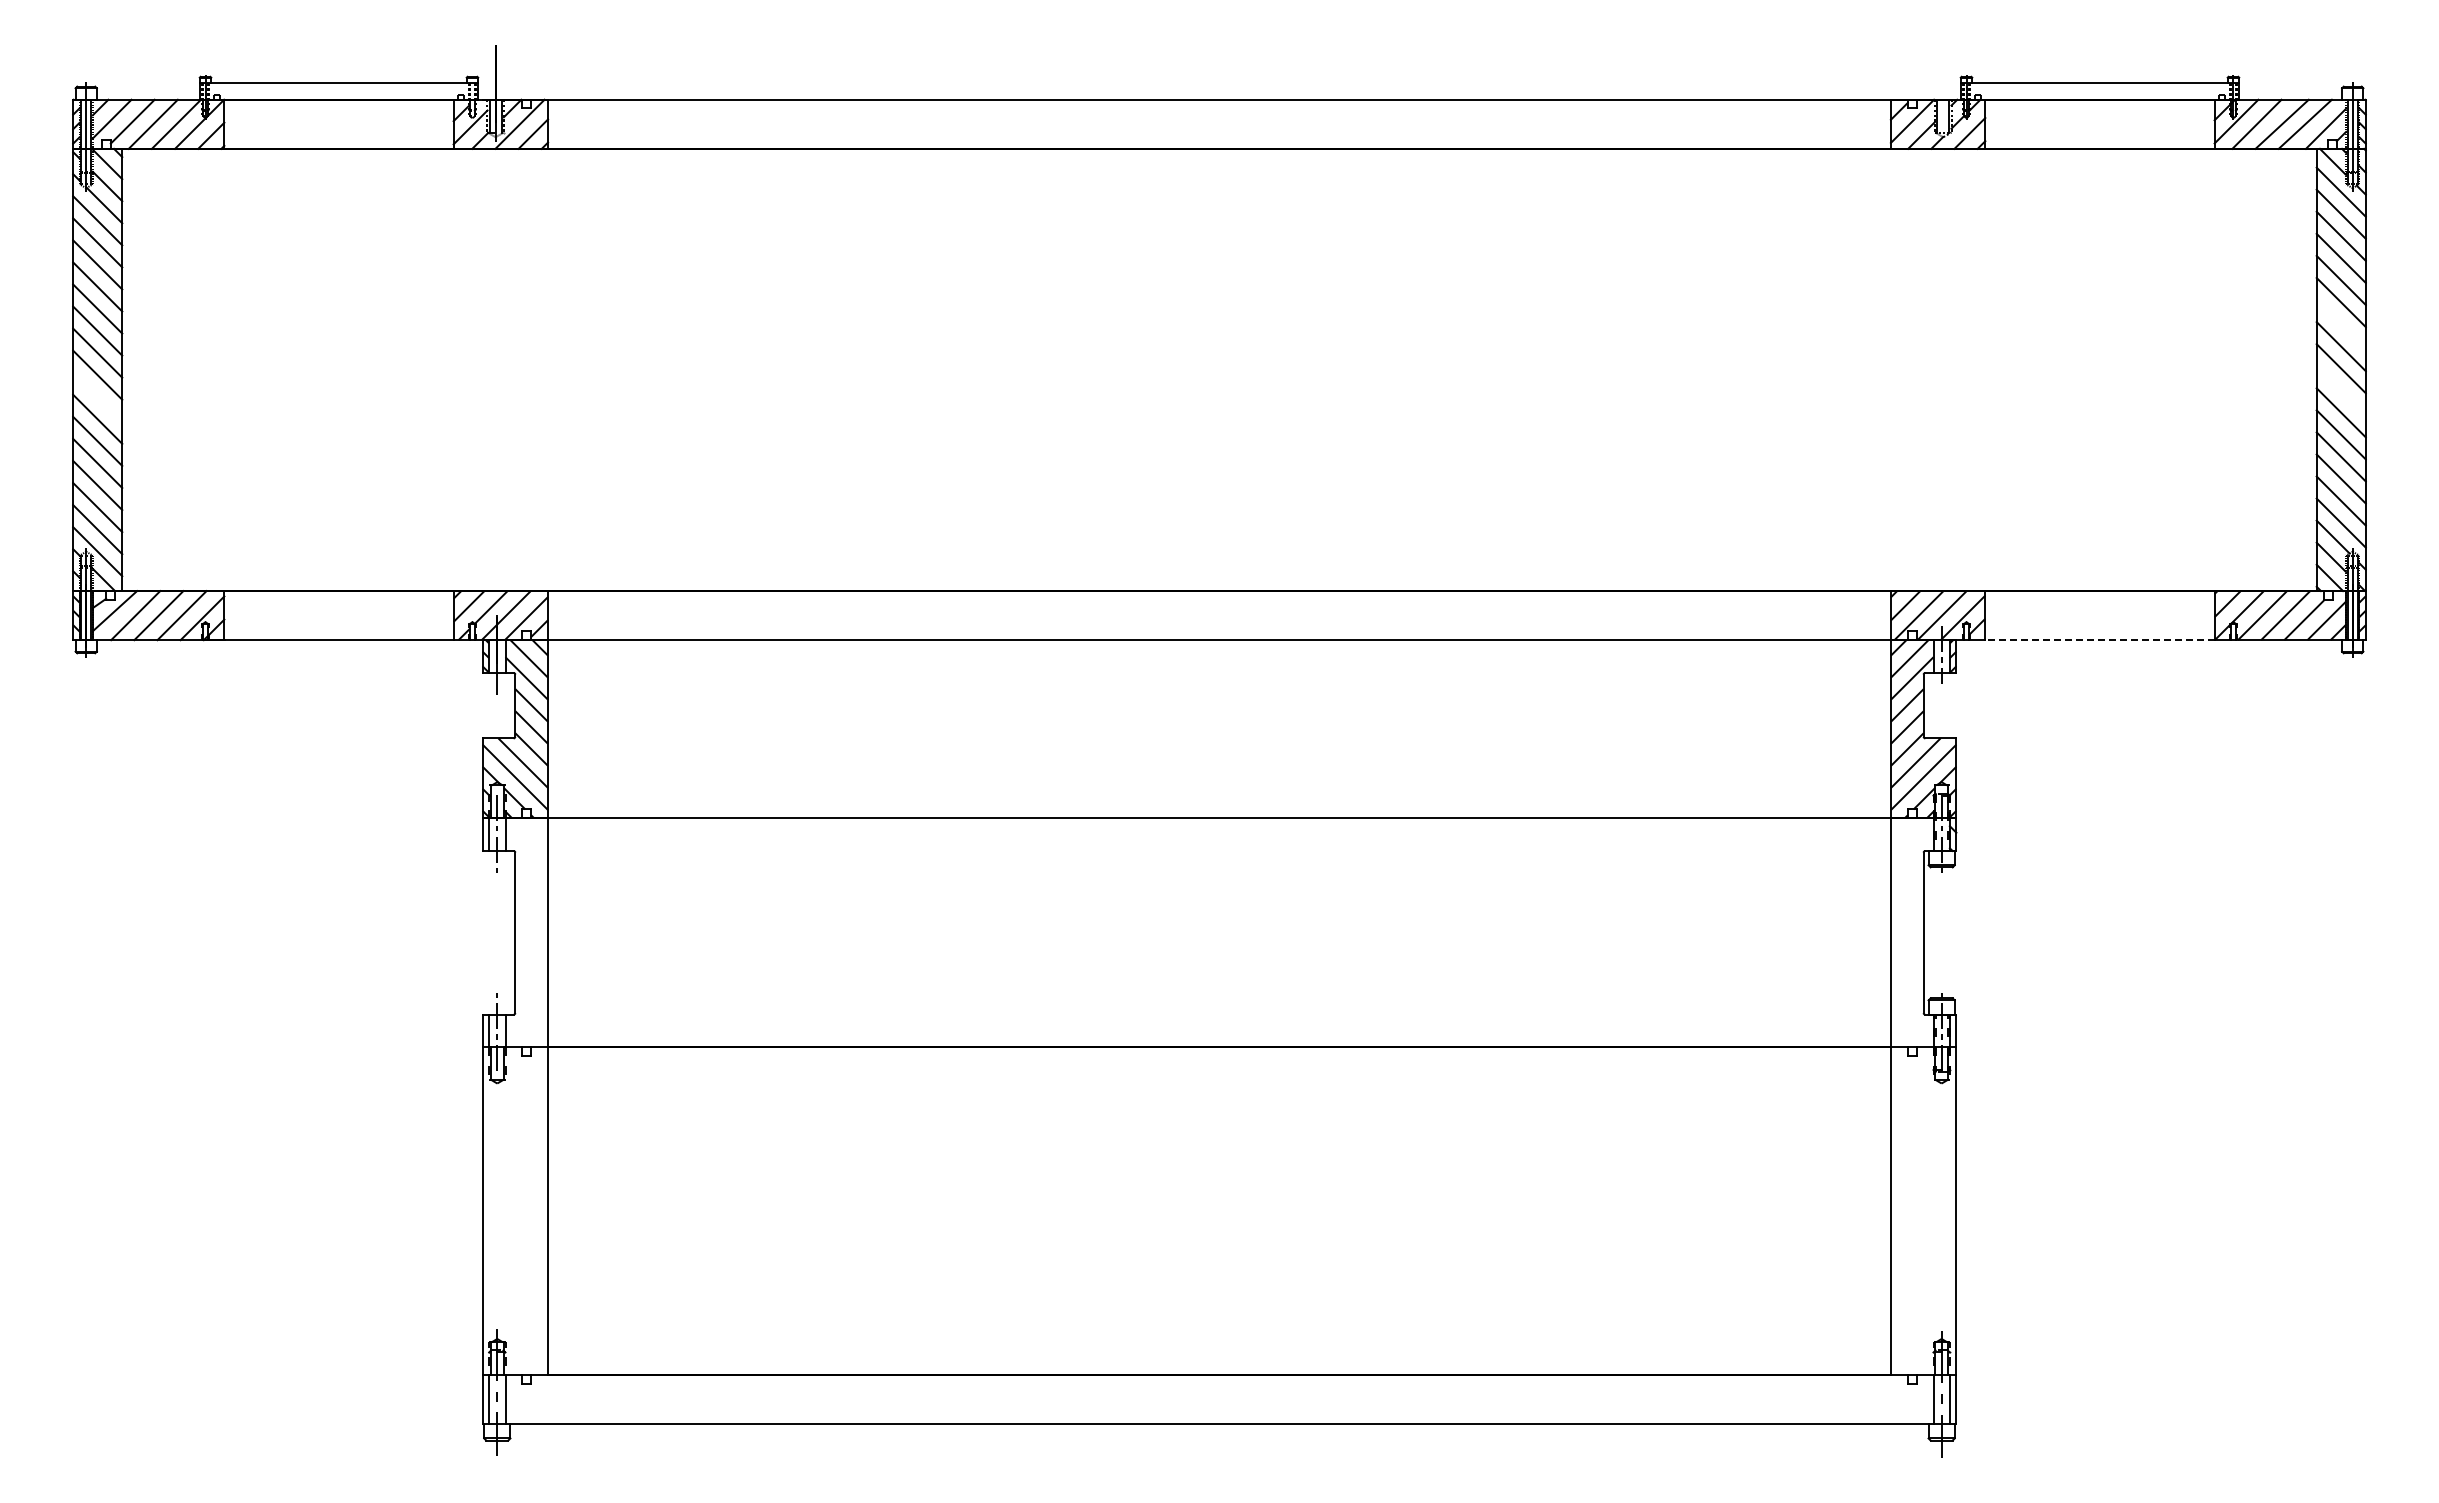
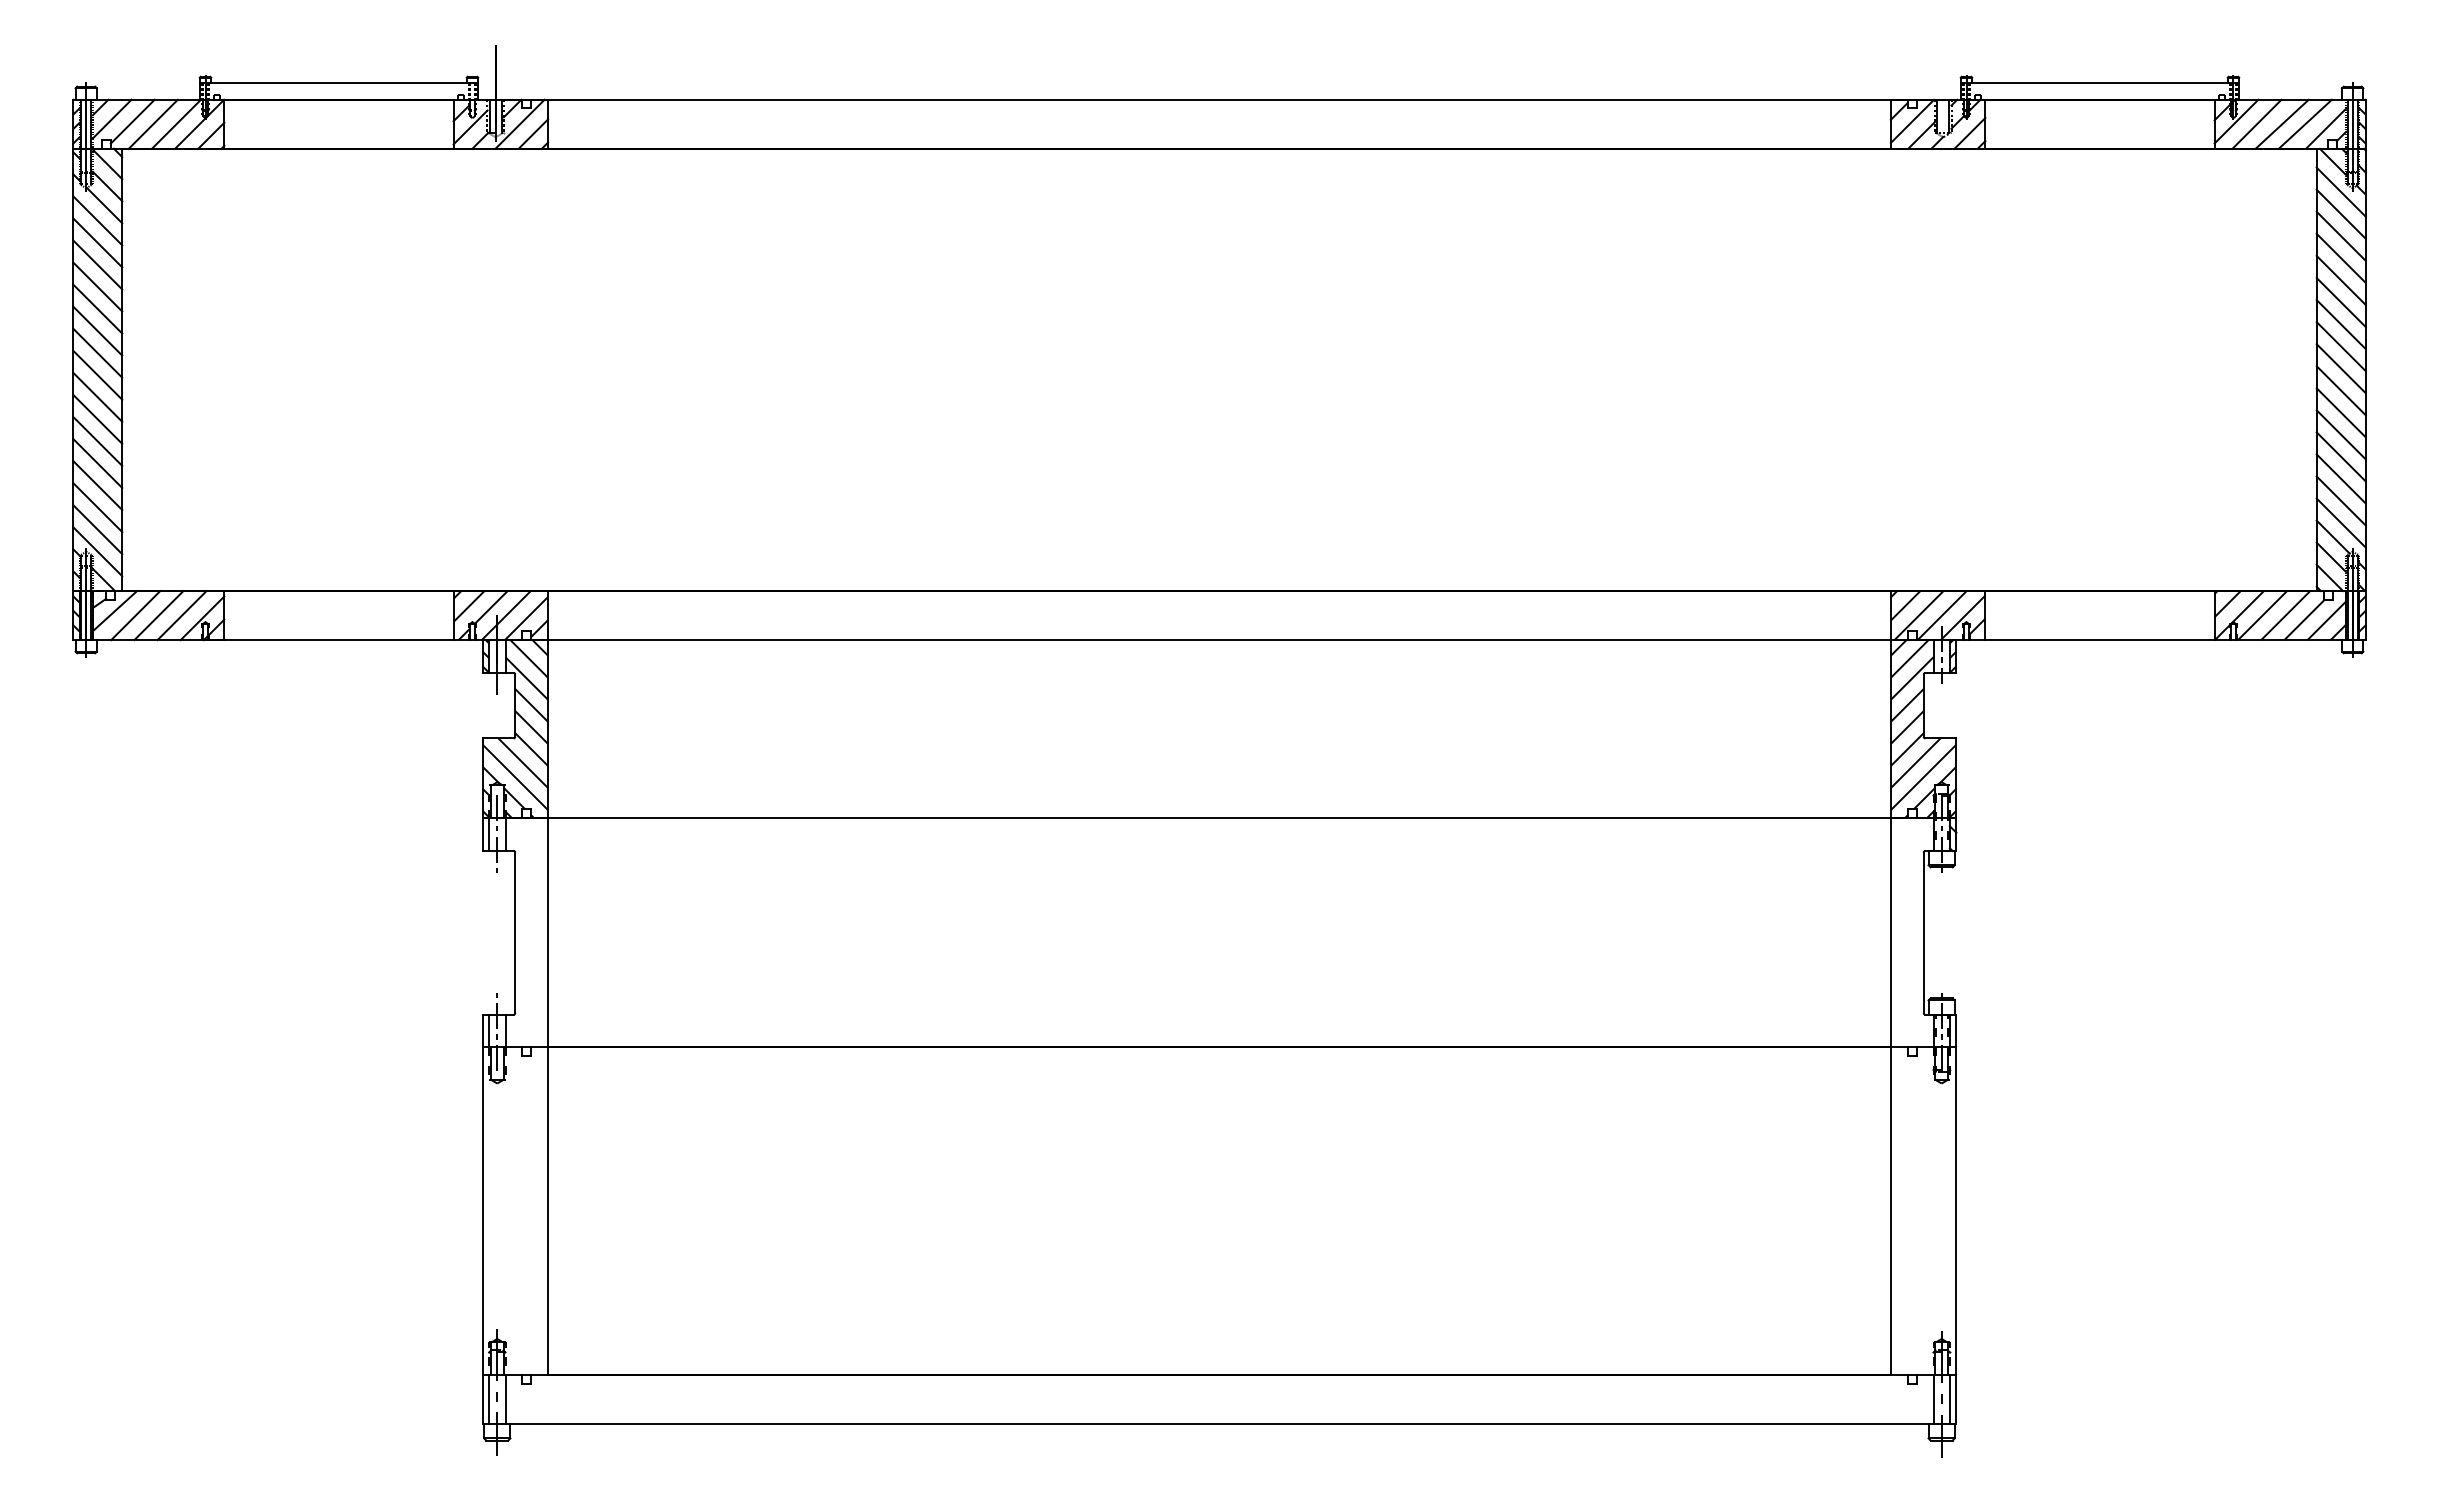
line: none -> present (2340, 324)
line: none -> present (2340, 390)
line: none -> present (97, 396)
line: dashed -> solid (2099, 640)
